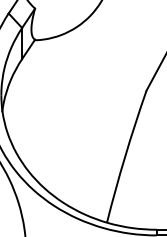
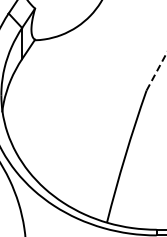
line: solid -> dashed (156, 71)
